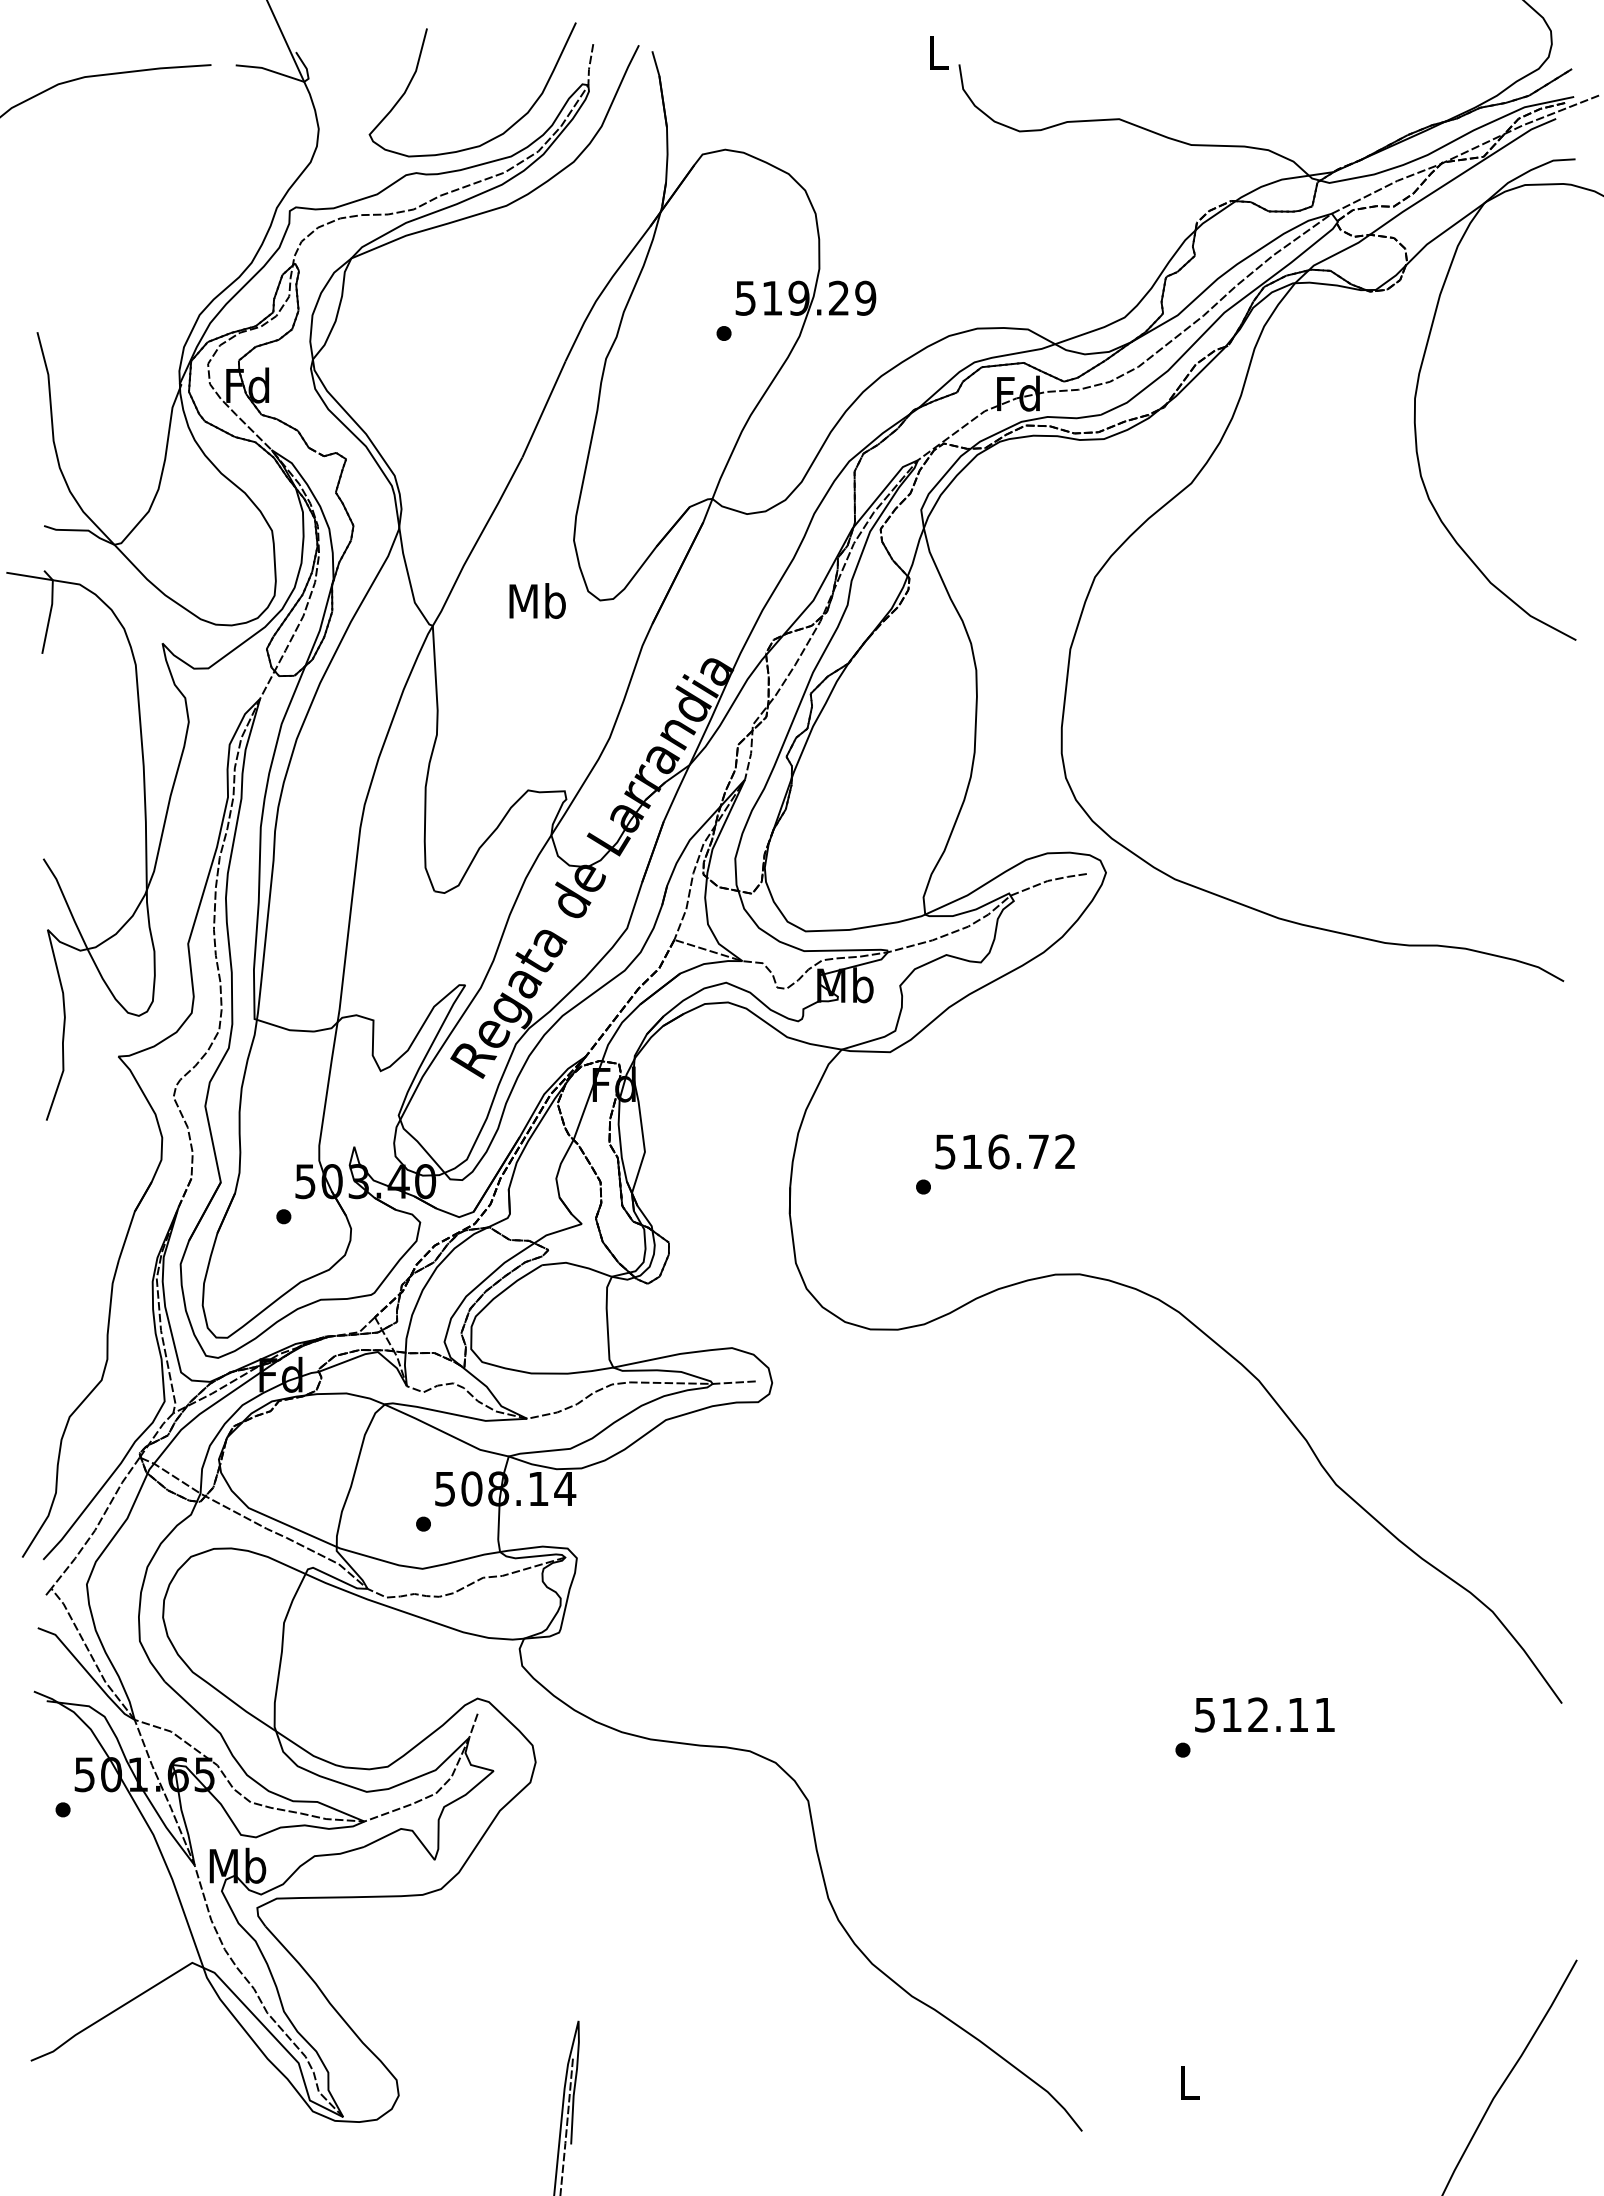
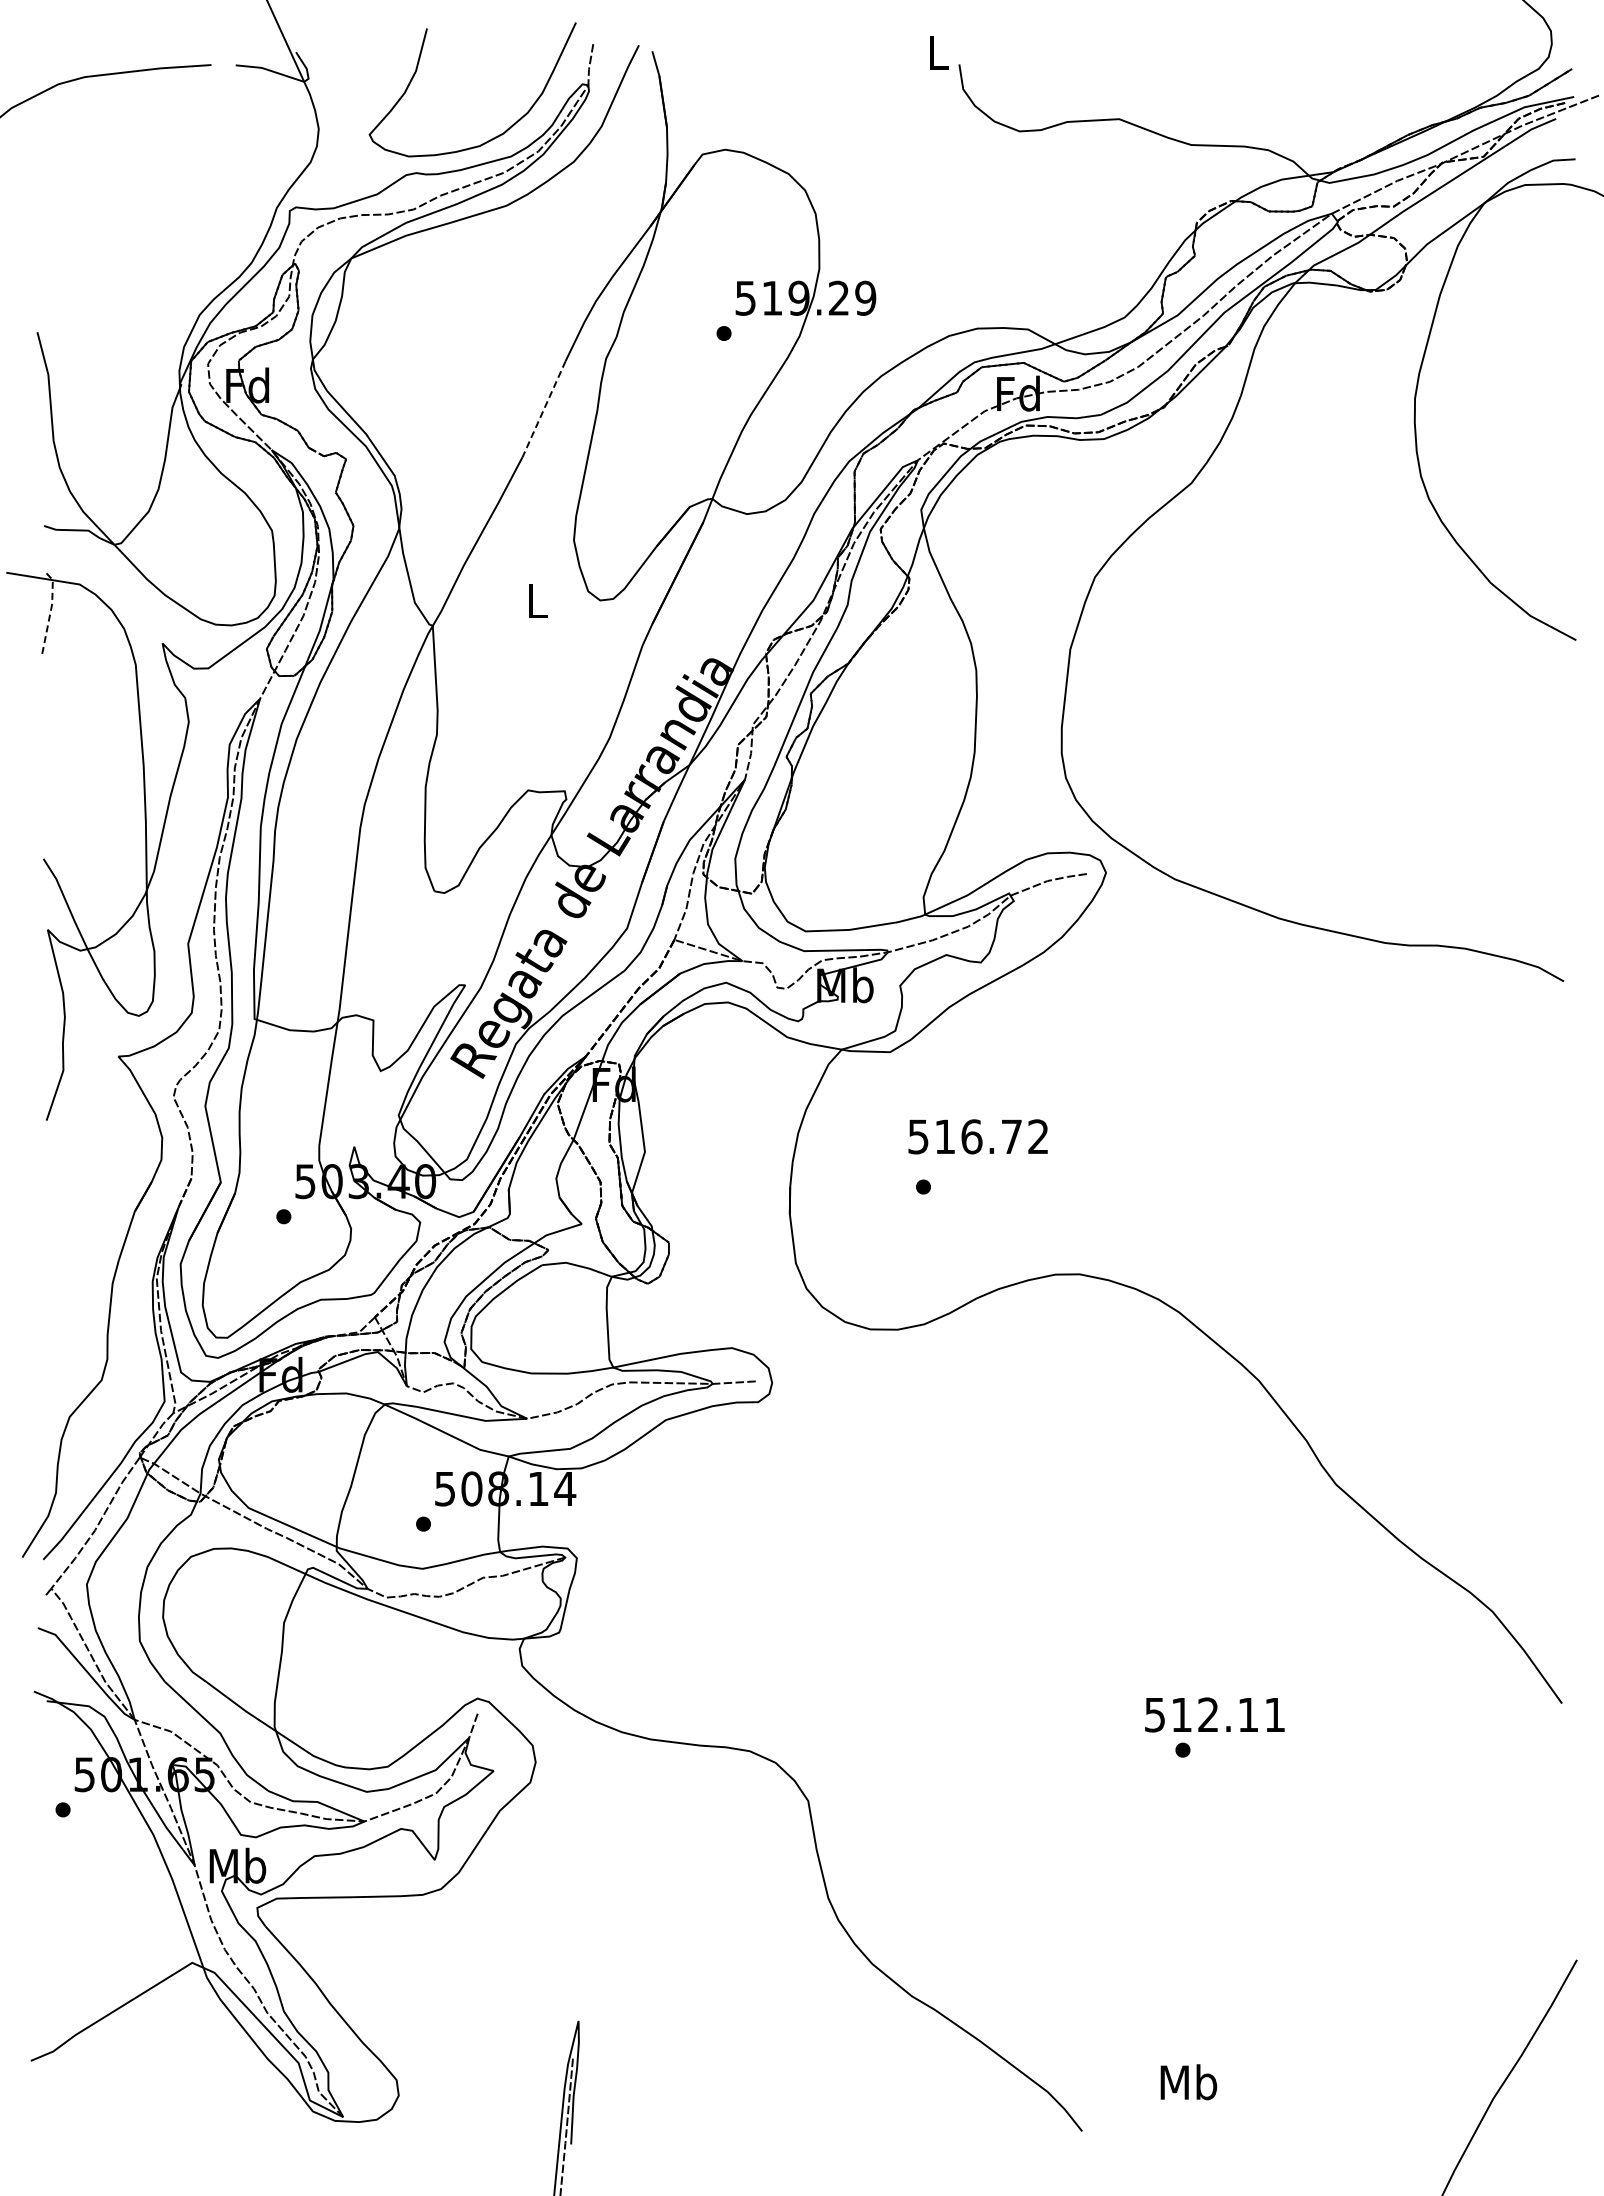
line: solid -> dashed (544, 409)
text: Mb -> L (537, 600)
line: solid -> dashed (51, 609)
text position: (1004, 1151) -> (977, 1136) (977, 1136)
text position: (1264, 1714) -> (1214, 1714) (1214, 1714)
text: L -> Mb (1188, 2082)
